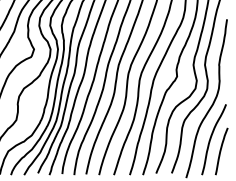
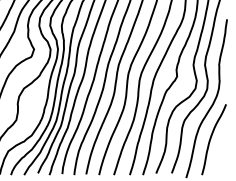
curve: present -> none (221, 151)
